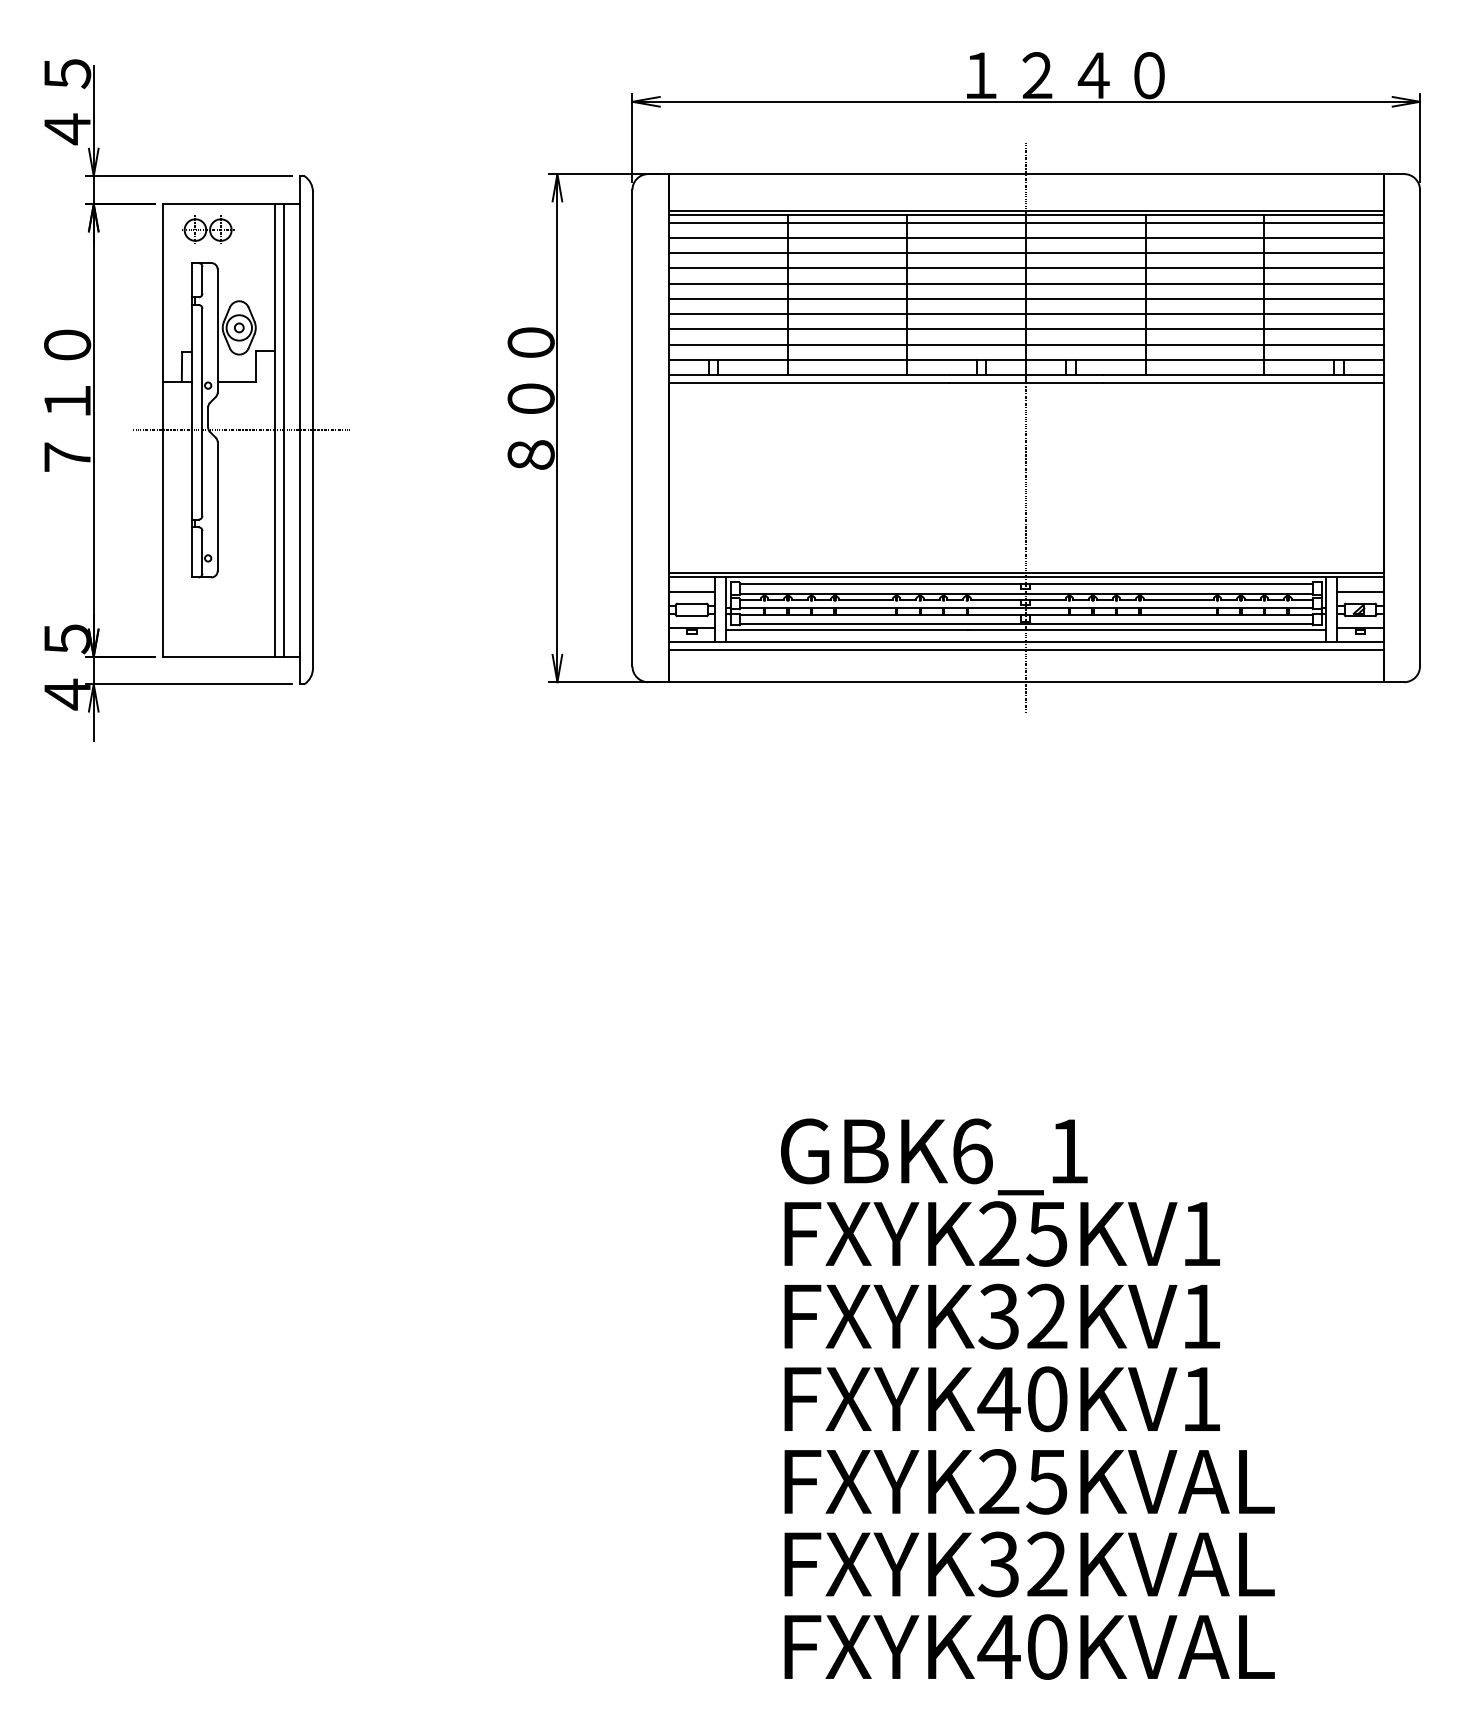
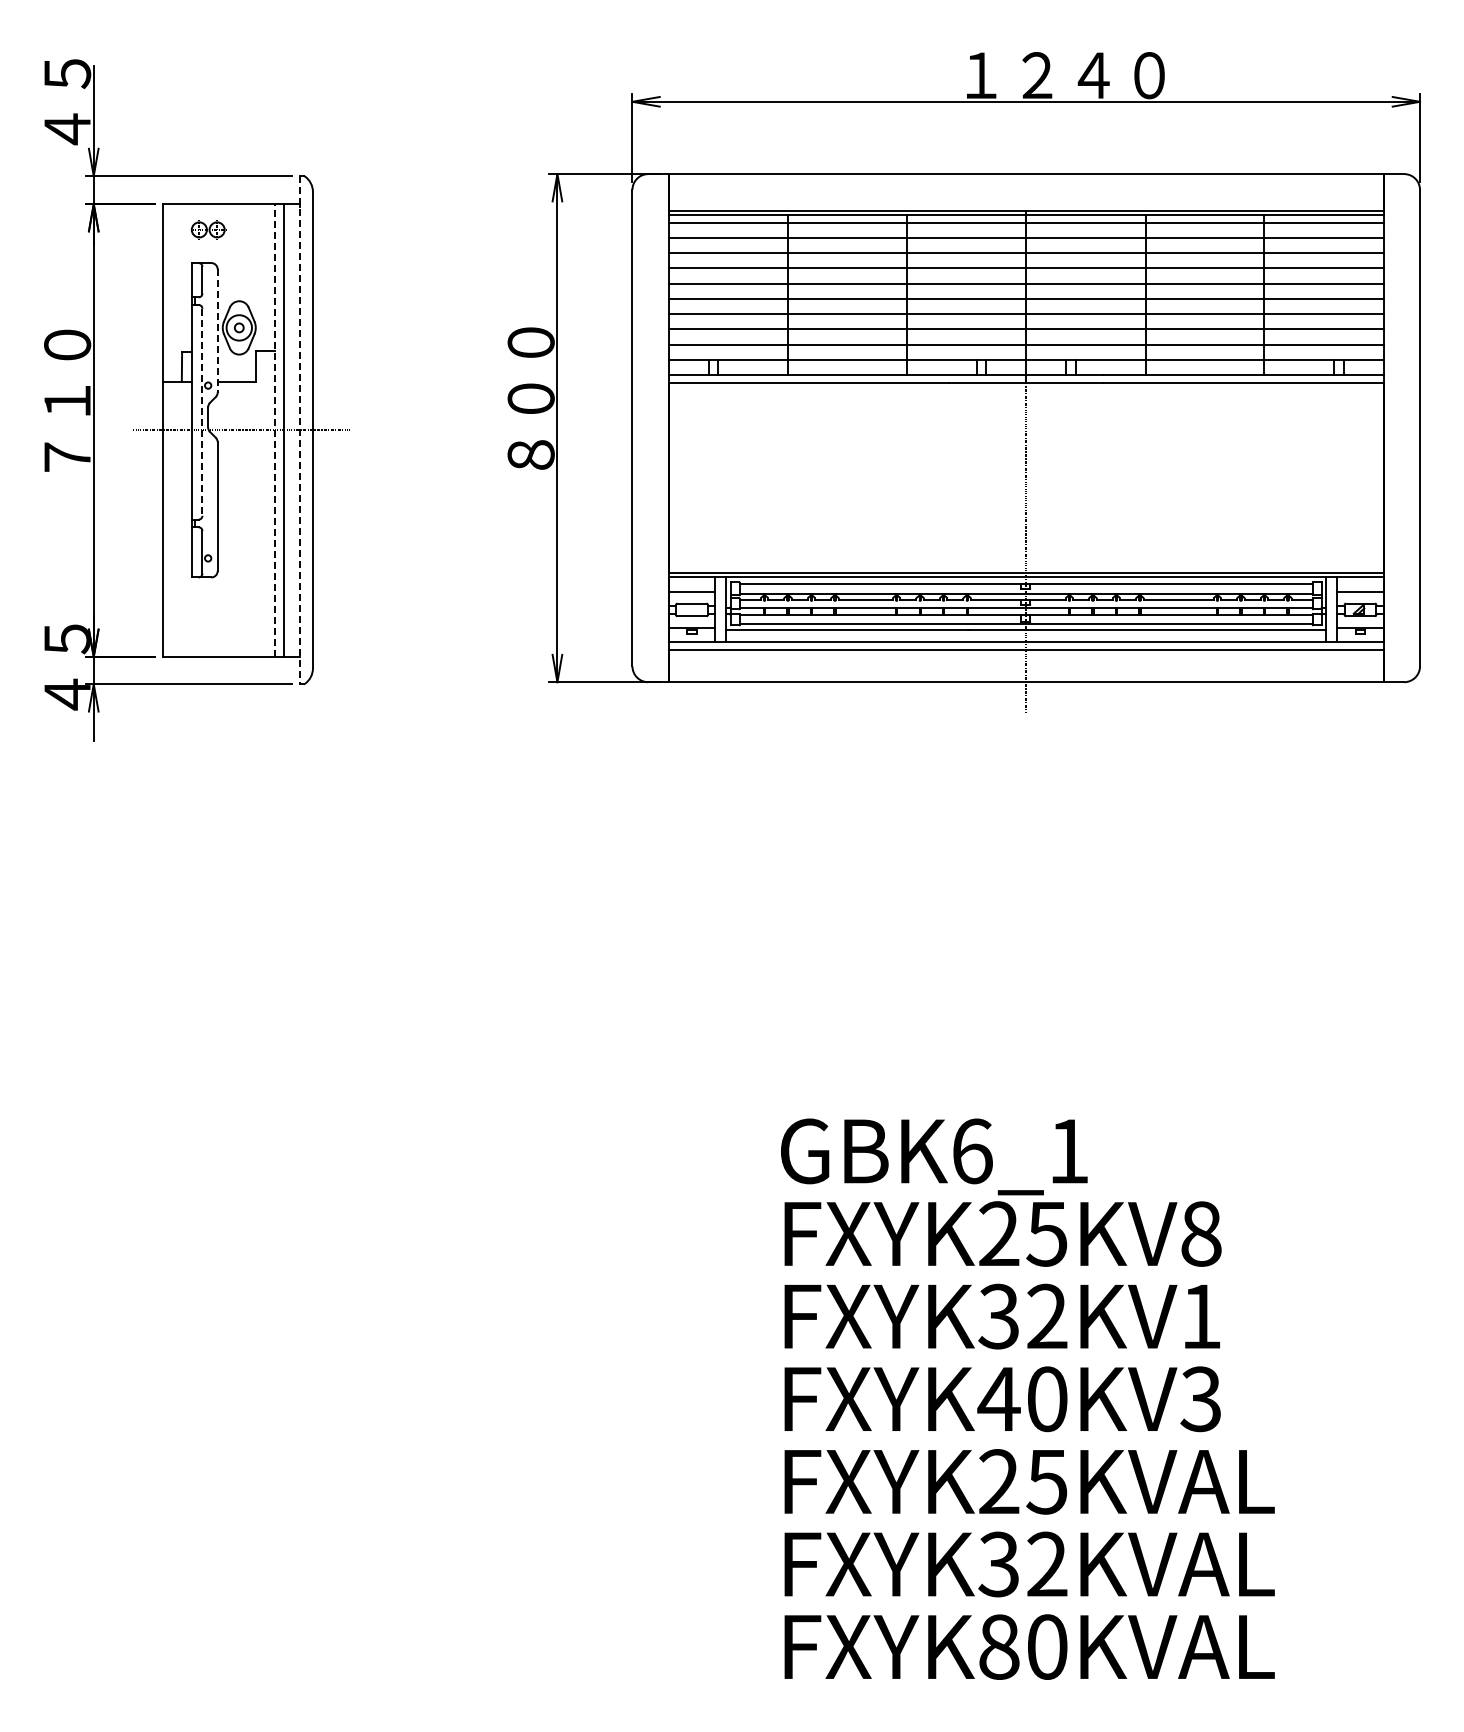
line: present -> none (1026, 175)
part size: 53x29 px -> 36x20 px (208, 229)
line: solid -> dashed (217, 330)
line: solid -> dashed (202, 412)
line: solid -> dashed (274, 430)
line: solid -> dashed (300, 430)
text: FXYK25KV1 -> FXYK25KV8 (1201, 1233)
text: FXYK40KV1 -> FXYK40KV3 (1200, 1399)
text: FXYK40KVAL -> FXYK80KVAL (998, 1646)
